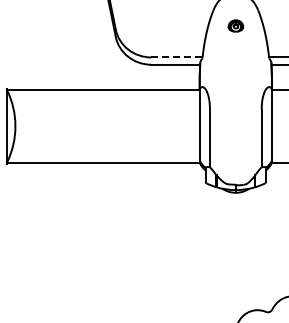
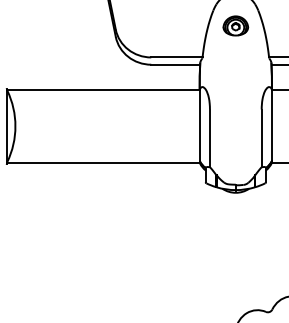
part size: 18x14 px -> 28x22 px (235, 25)
line: dashed -> solid (176, 57)
